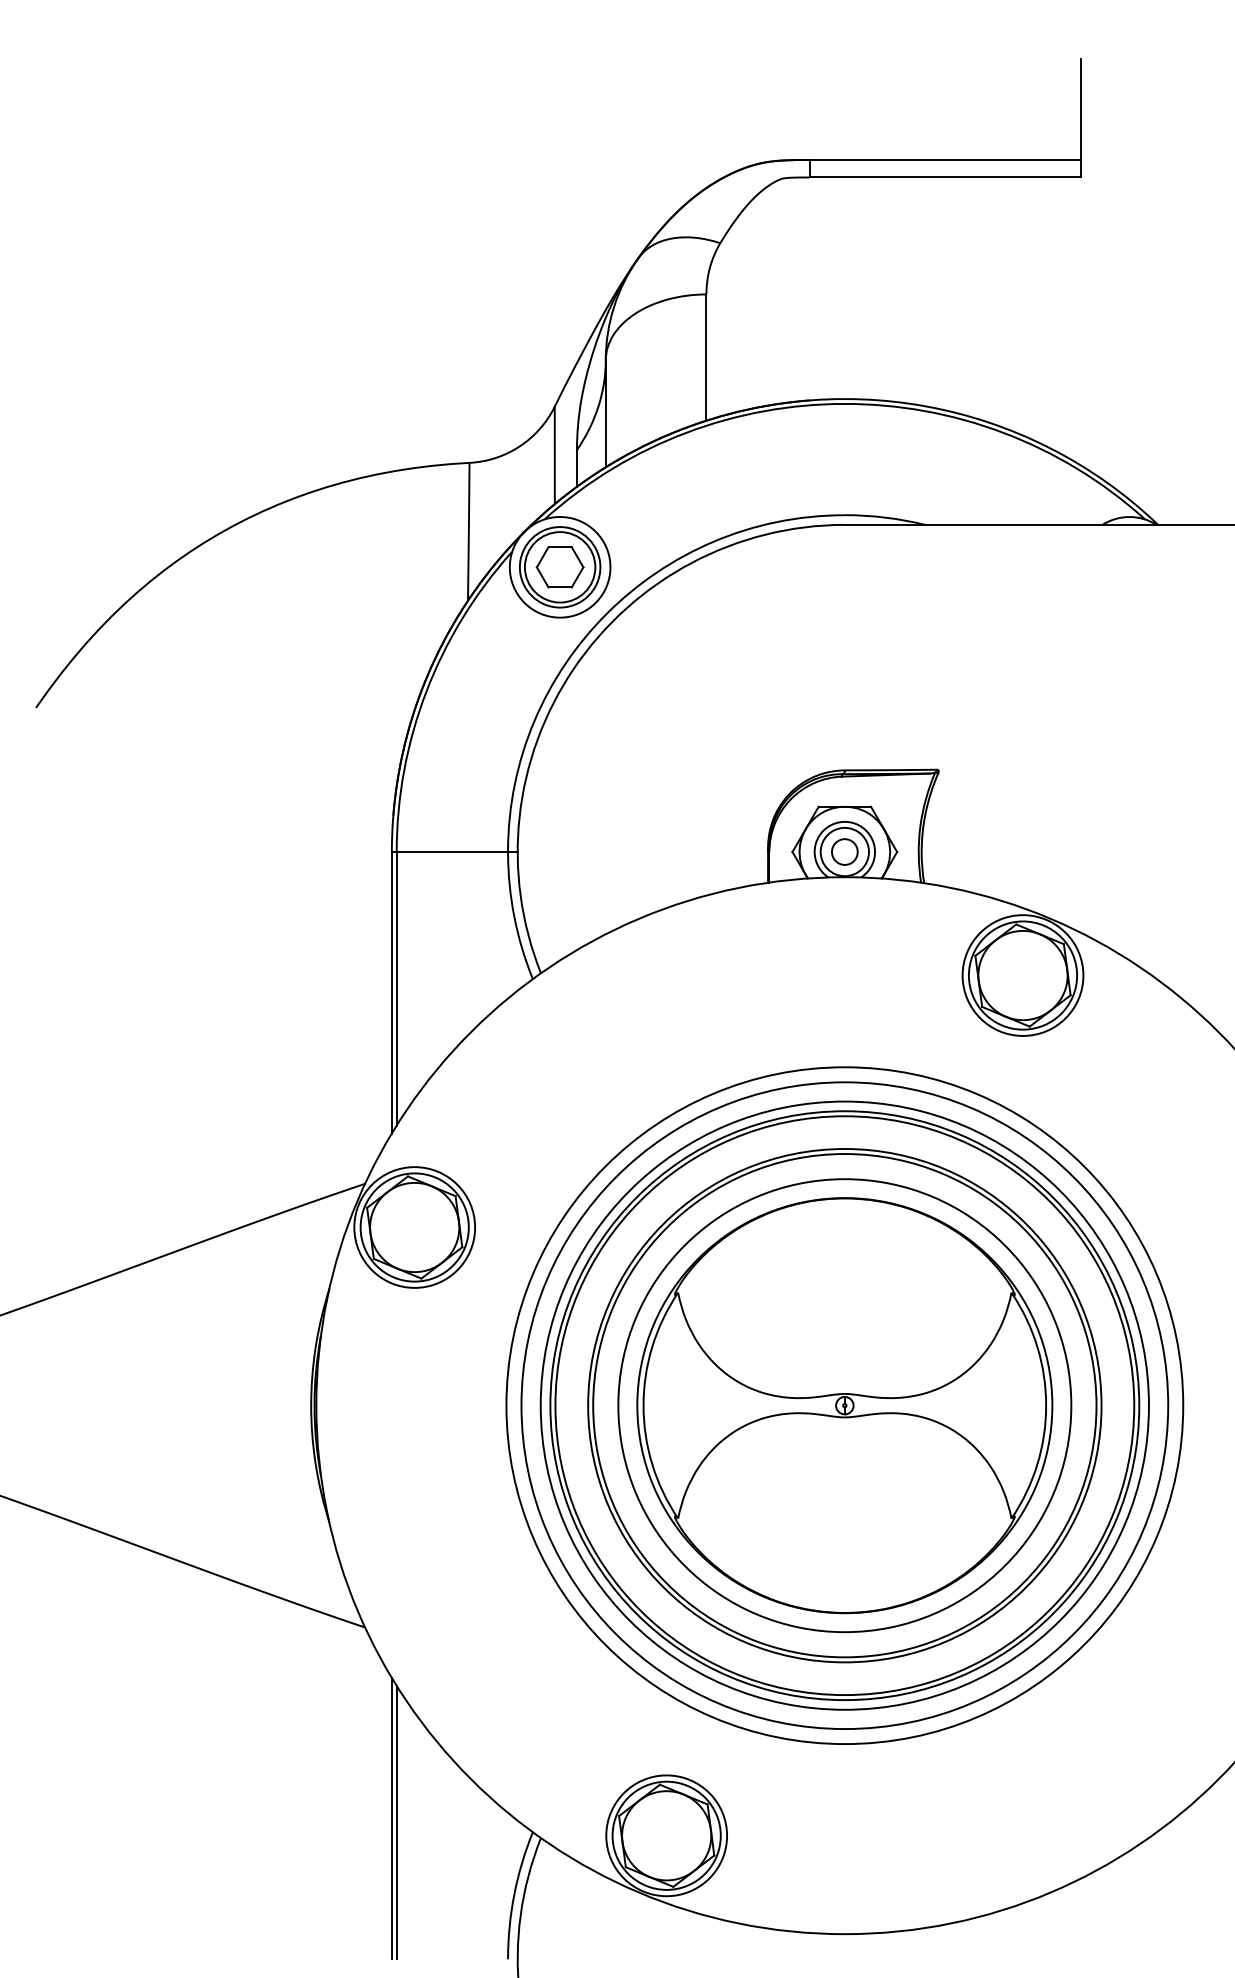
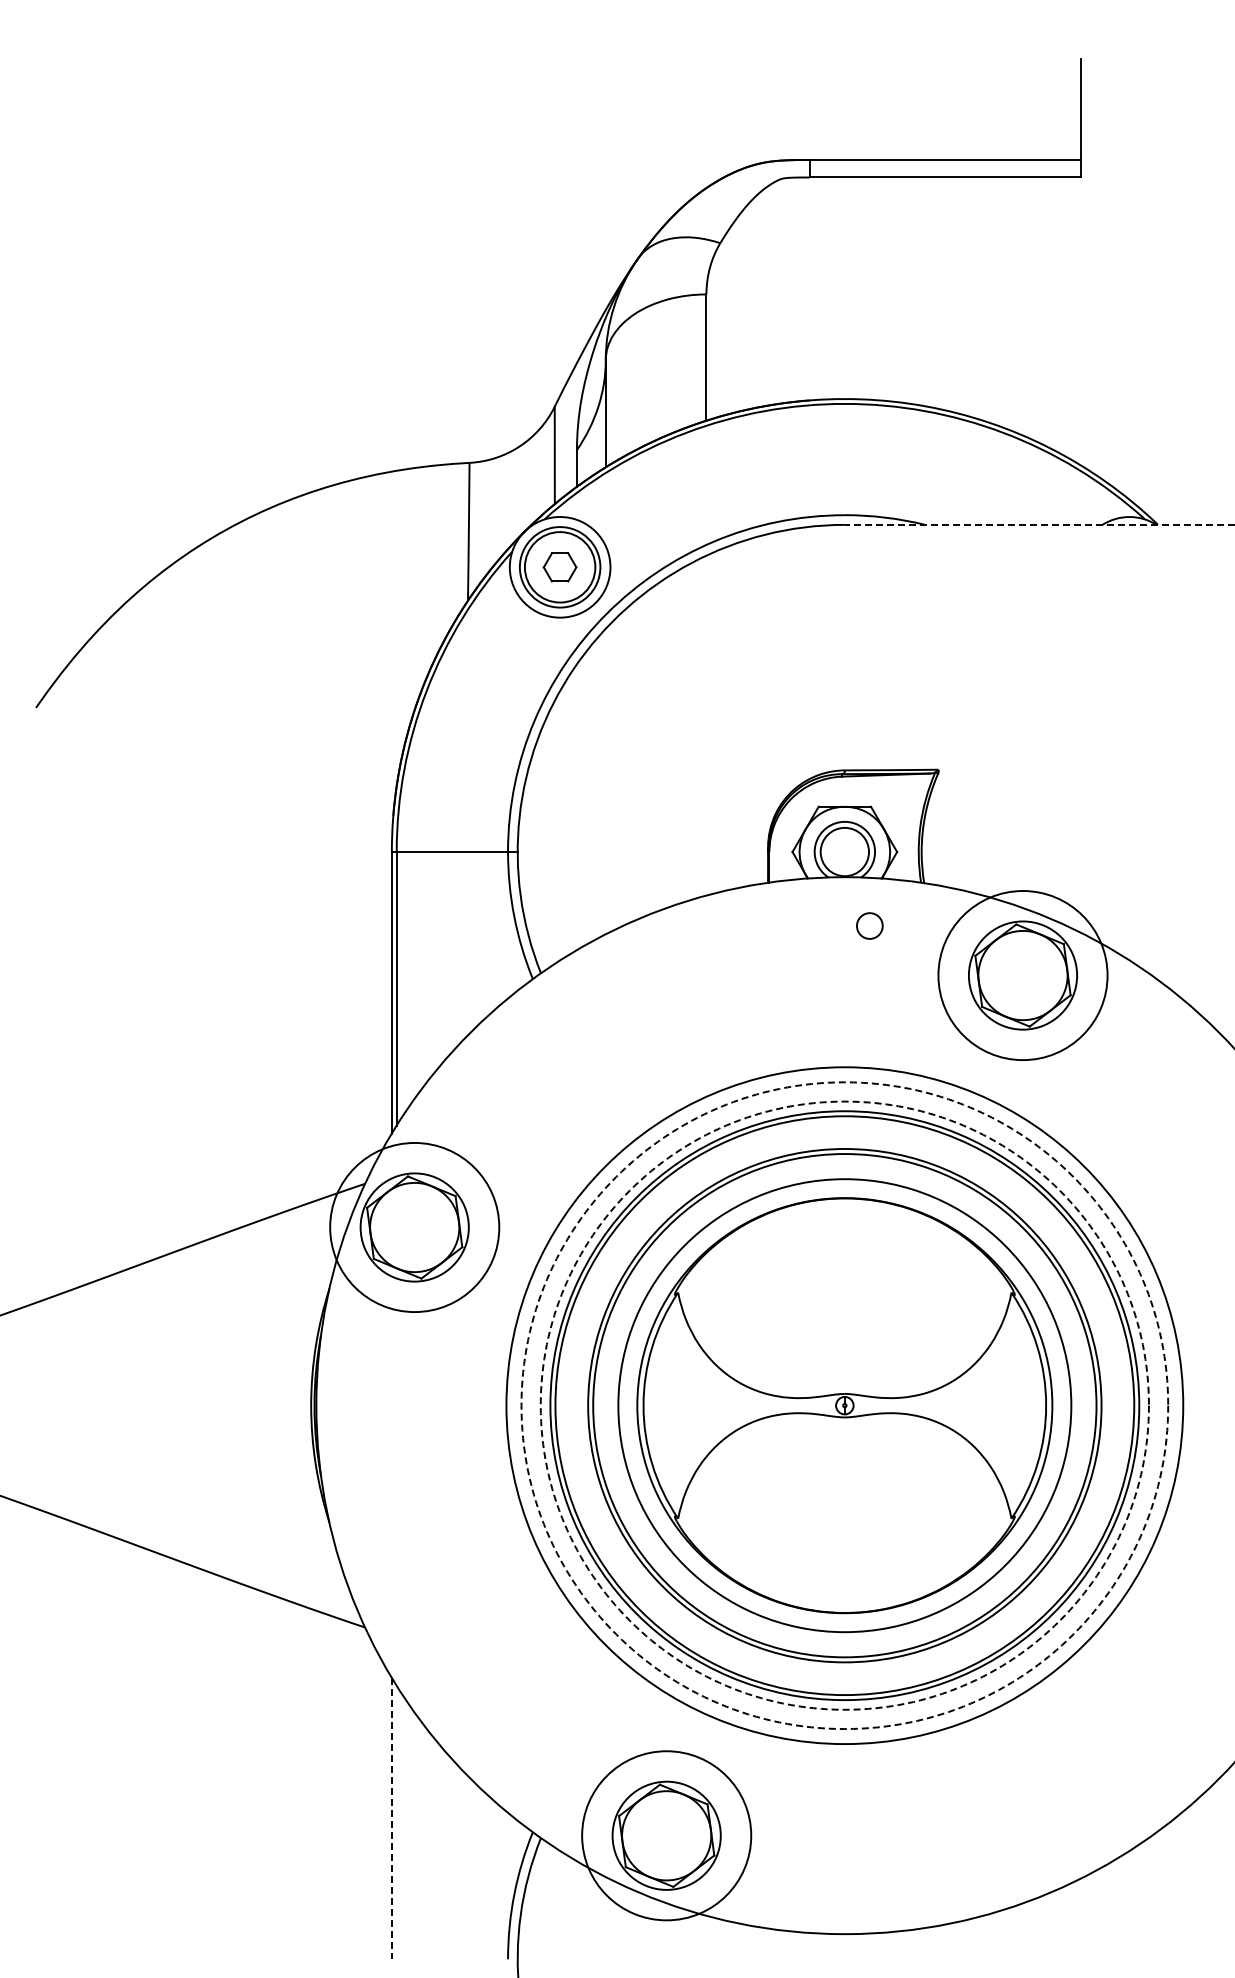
line: solid -> dashed (1039, 524)
part size: 50x43 px -> 36x31 px (559, 567)
circle position: (844, 851) -> (869, 925) (869, 925)
circle diameter: 121 px -> 169 px (1022, 975)
circle diameter: 121 px -> 169 px (414, 1227)
circle: solid -> dashed (844, 1405)
circle: solid -> dashed (844, 1405)
line: solid -> dashed (391, 1818)
line: present -> none (396, 1822)
circle diameter: 121 px -> 169 px (666, 1835)
